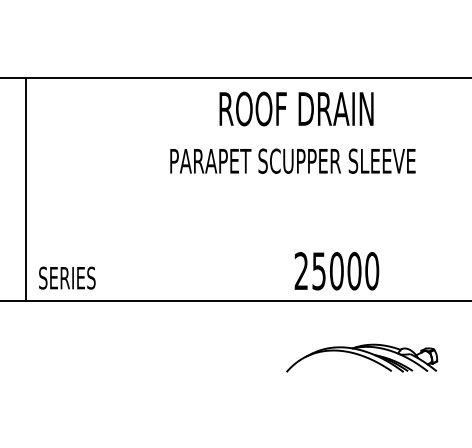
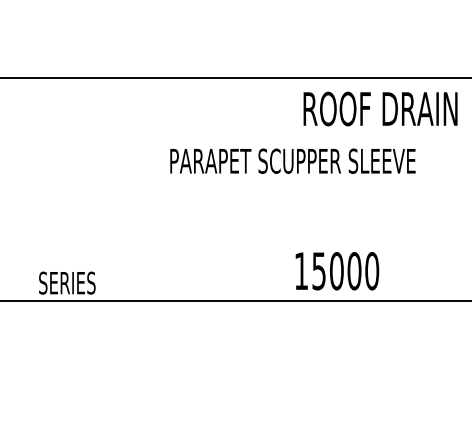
text position: (296, 108) -> (380, 108) (380, 108)
line: present -> none (25, 188)
text: 25000 -> 15000 (300, 270)
text position: (67, 277) -> (67, 282) (67, 282)
part: present -> none (362, 357)
